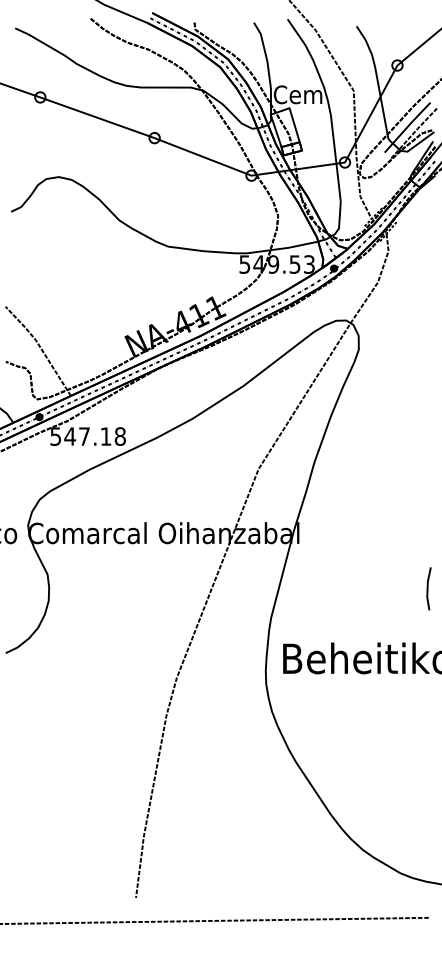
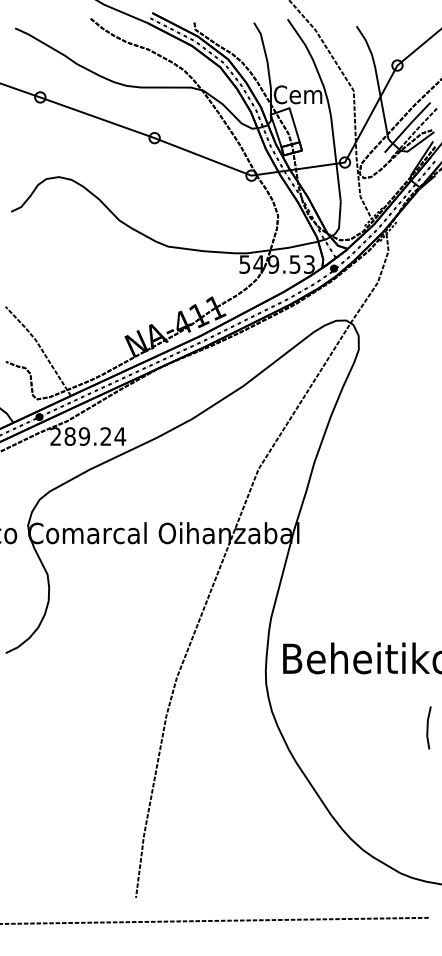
text: 547.18 -> 289.24 (88, 436)
line position: (428, 588) -> (428, 727) (428, 727)
